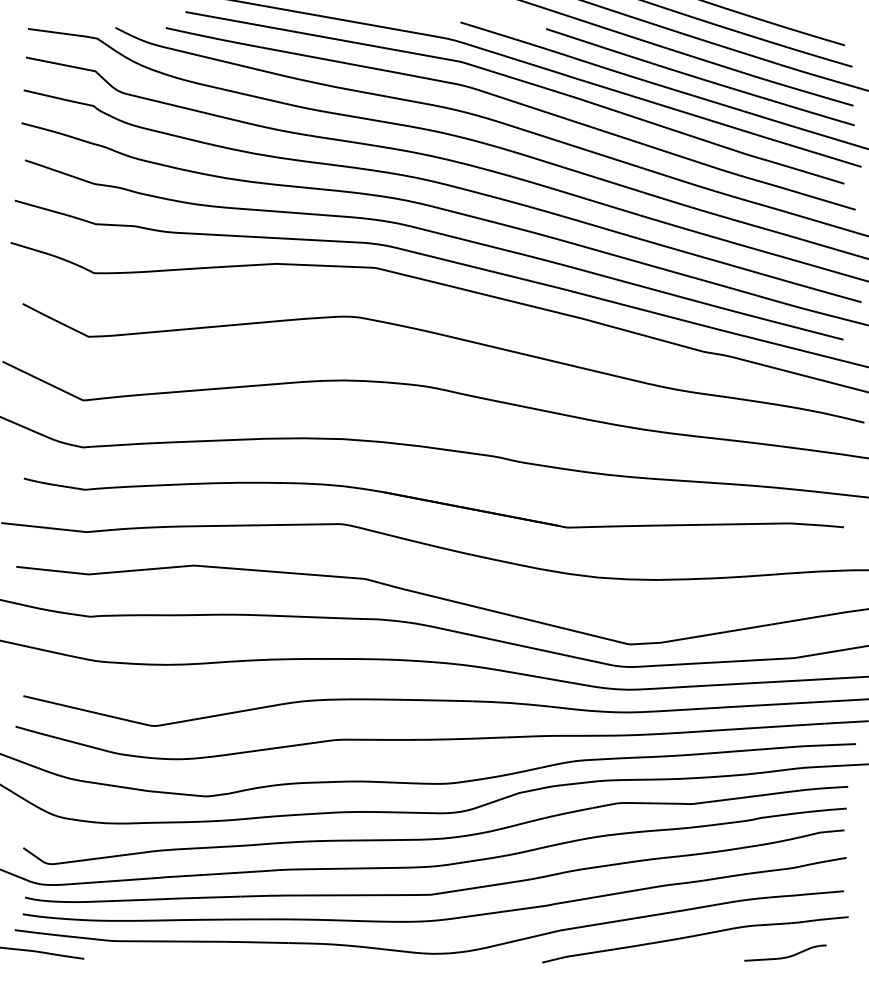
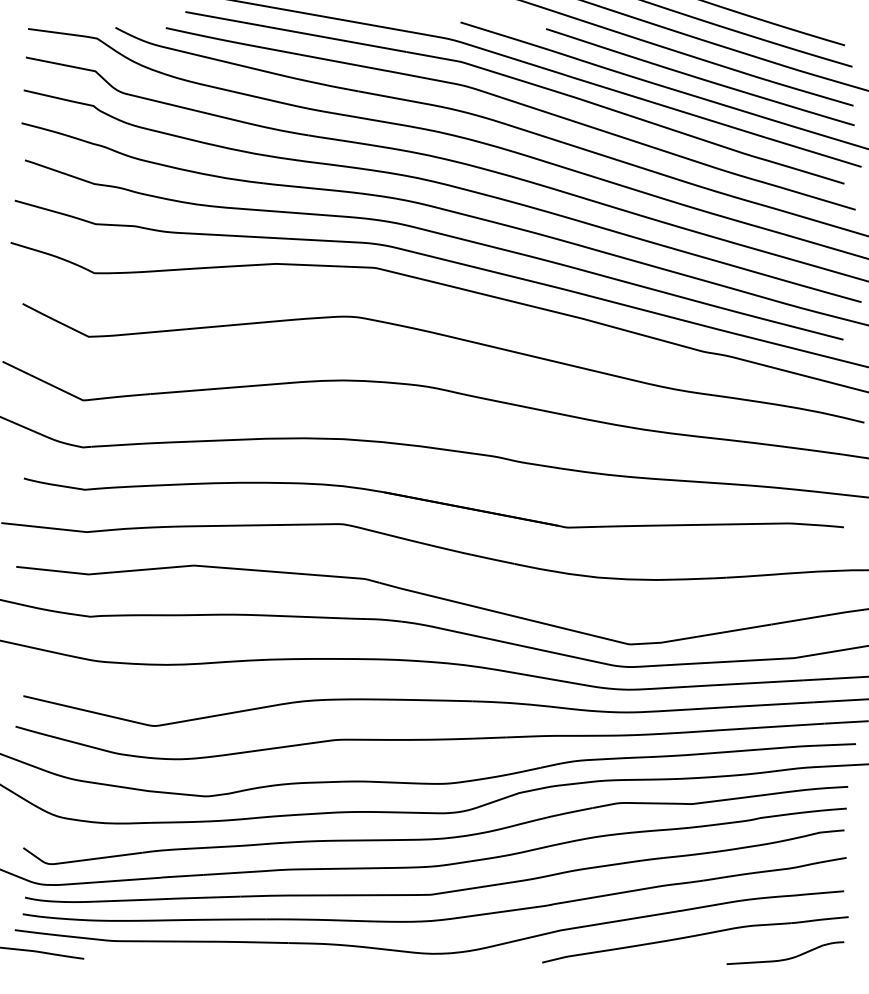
part size: 83x18 px -> 119x24 px (785, 952)
